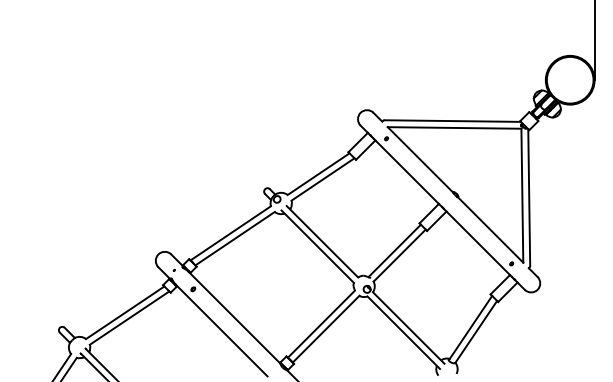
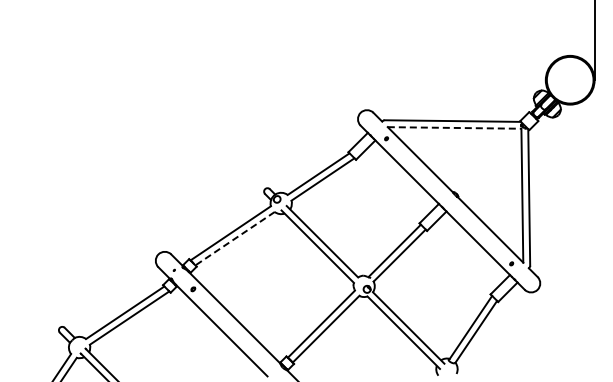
line: solid -> dashed (454, 127)
line: solid -> dashed (235, 238)
